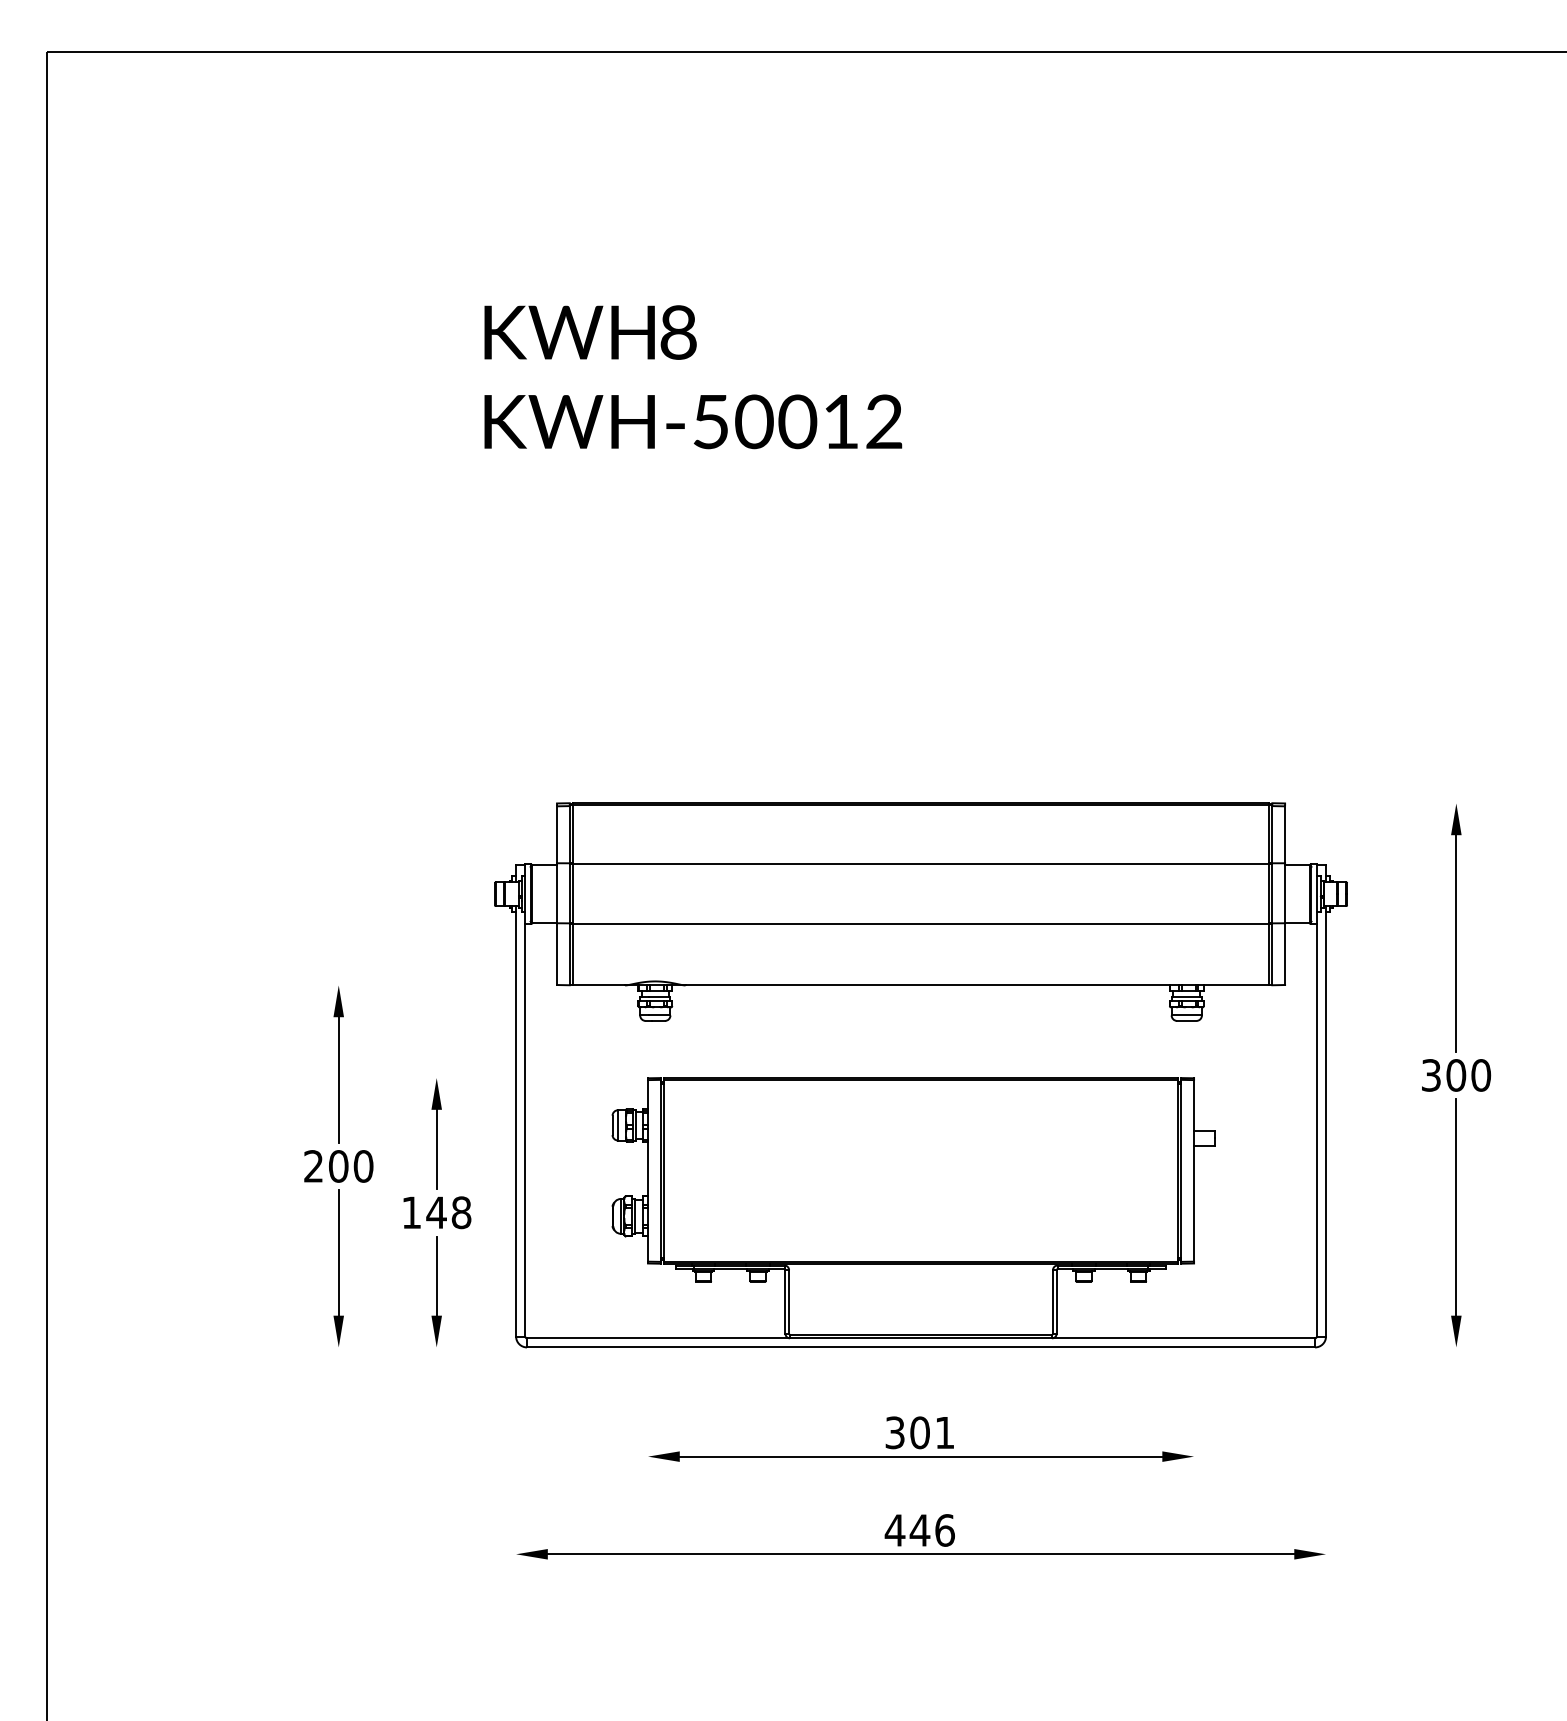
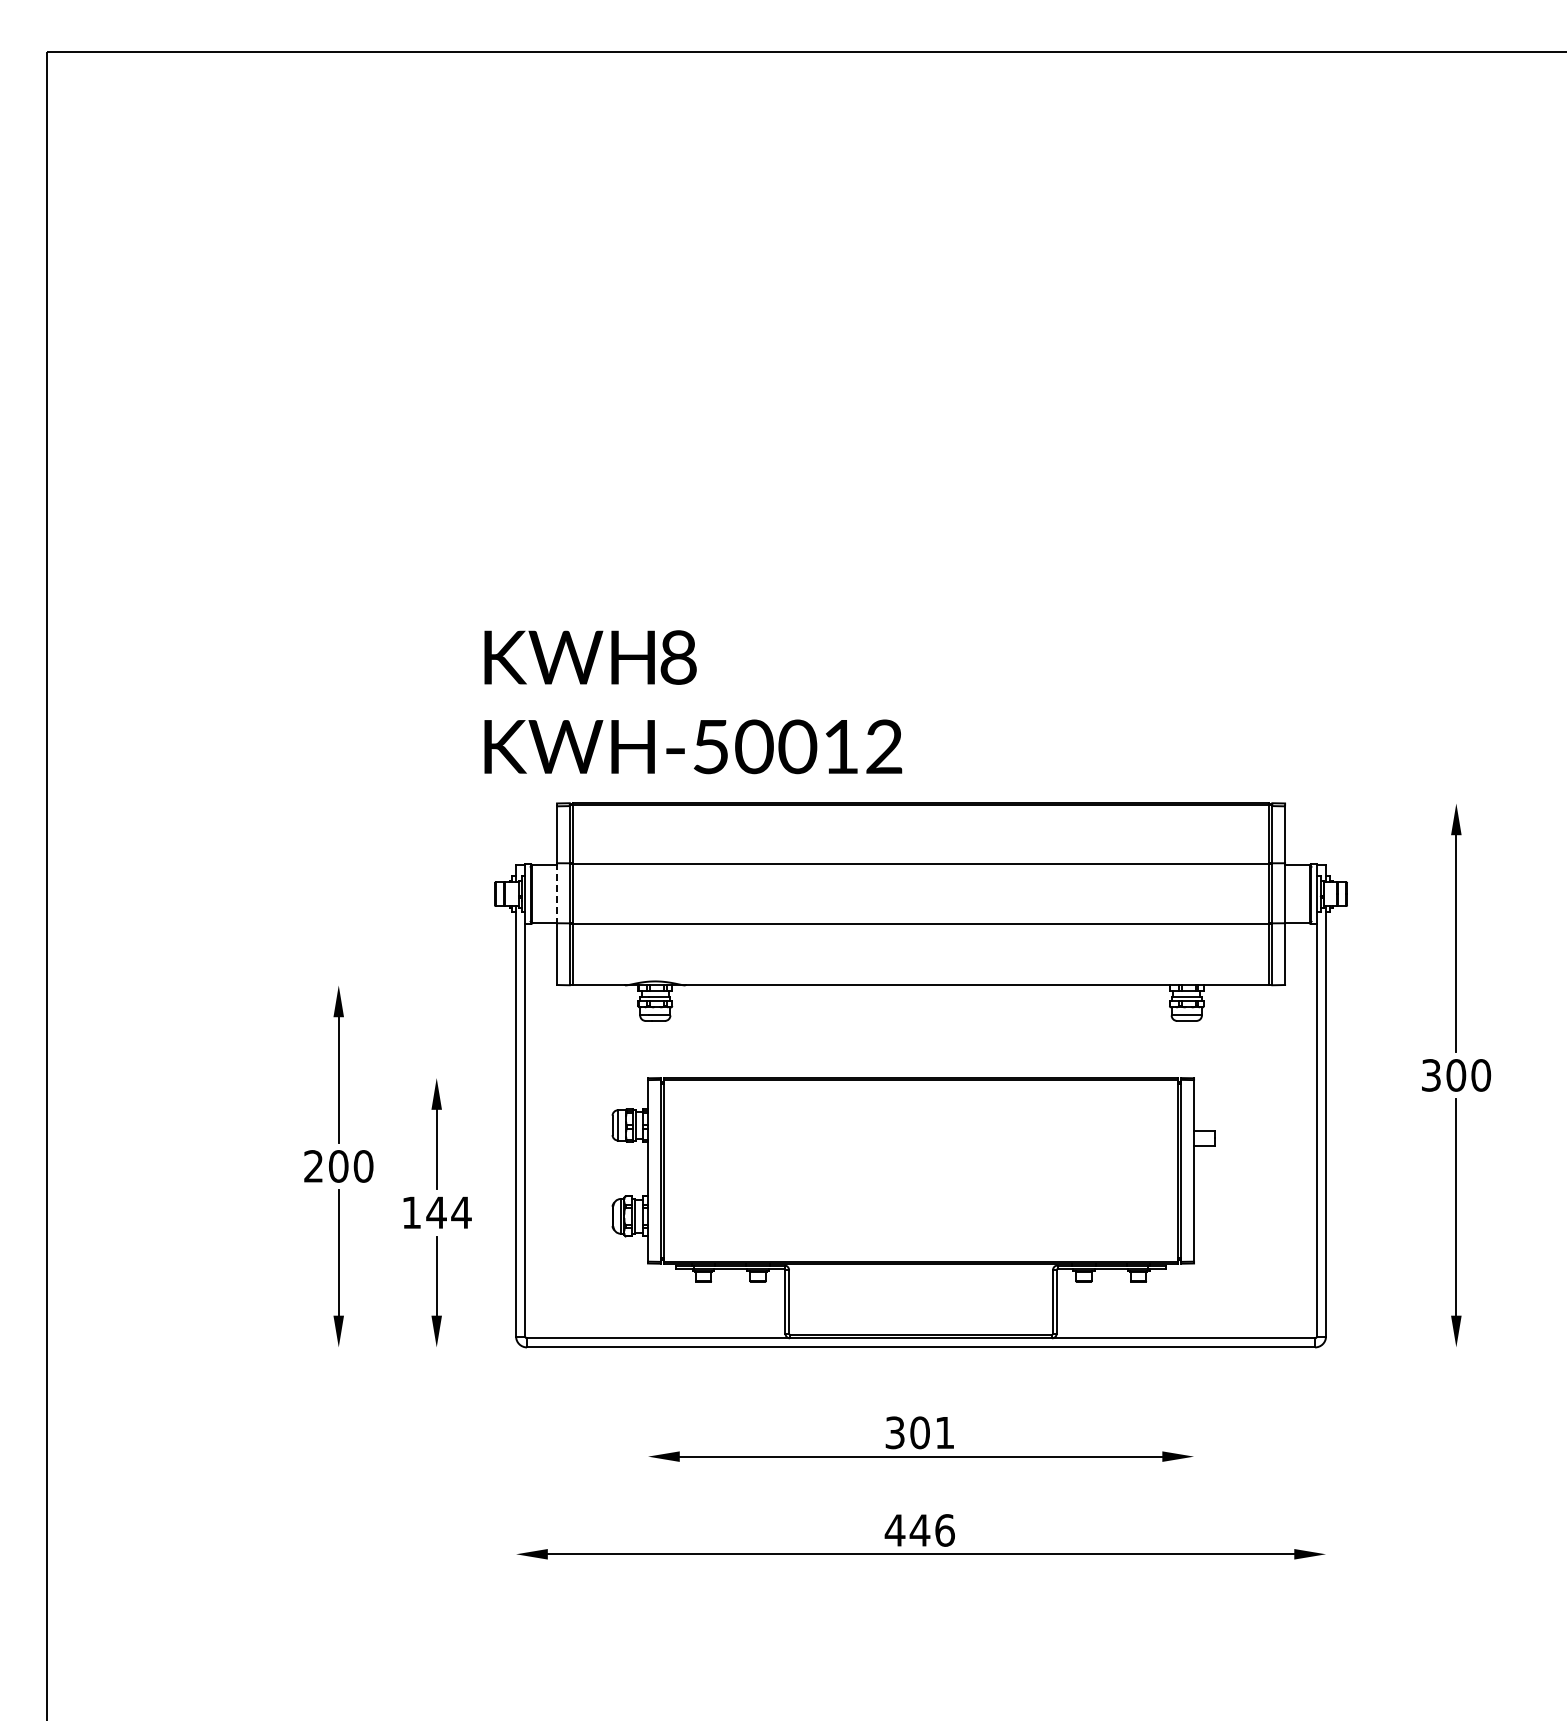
text position: (693, 377) -> (693, 702) (693, 702)
line: solid -> dashed (557, 893)
text: 148 -> 144 (461, 1212)
